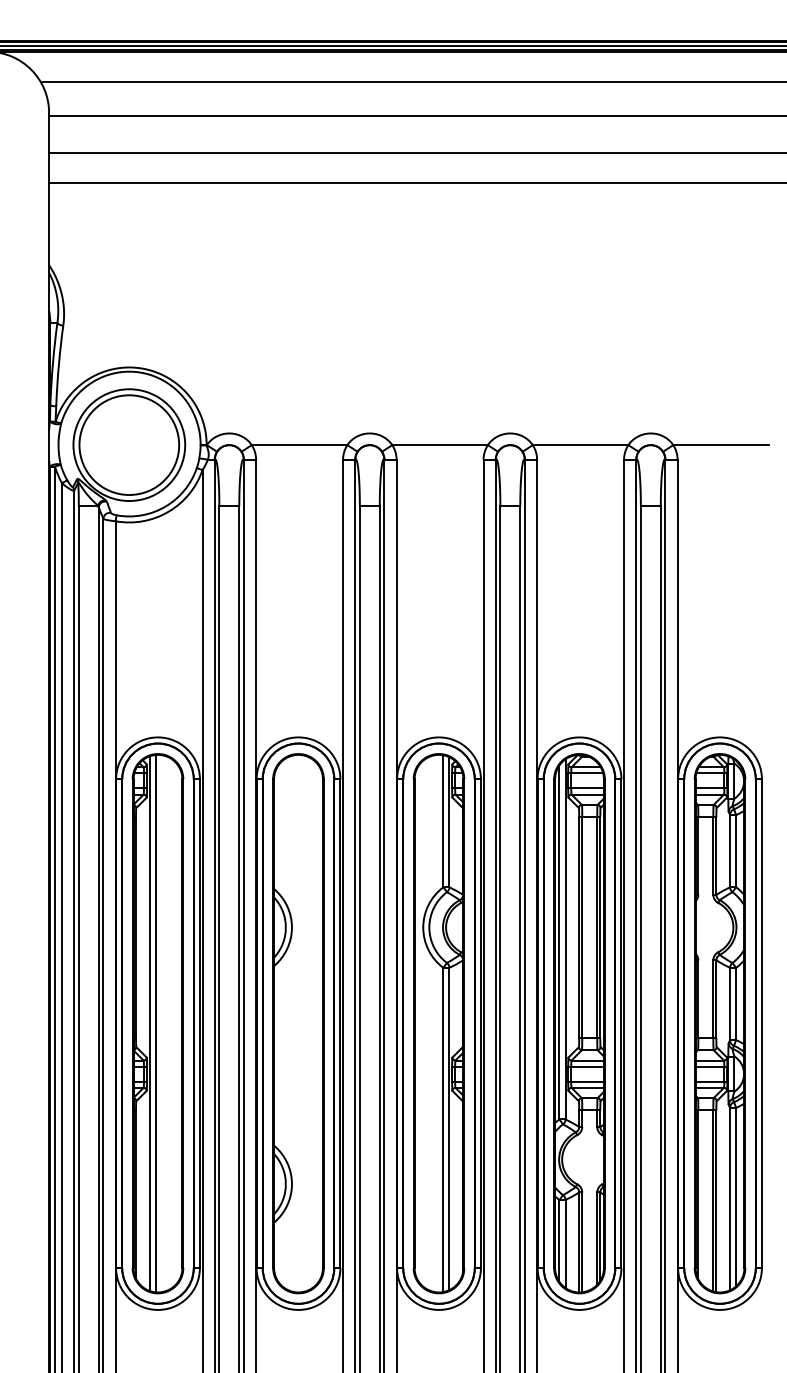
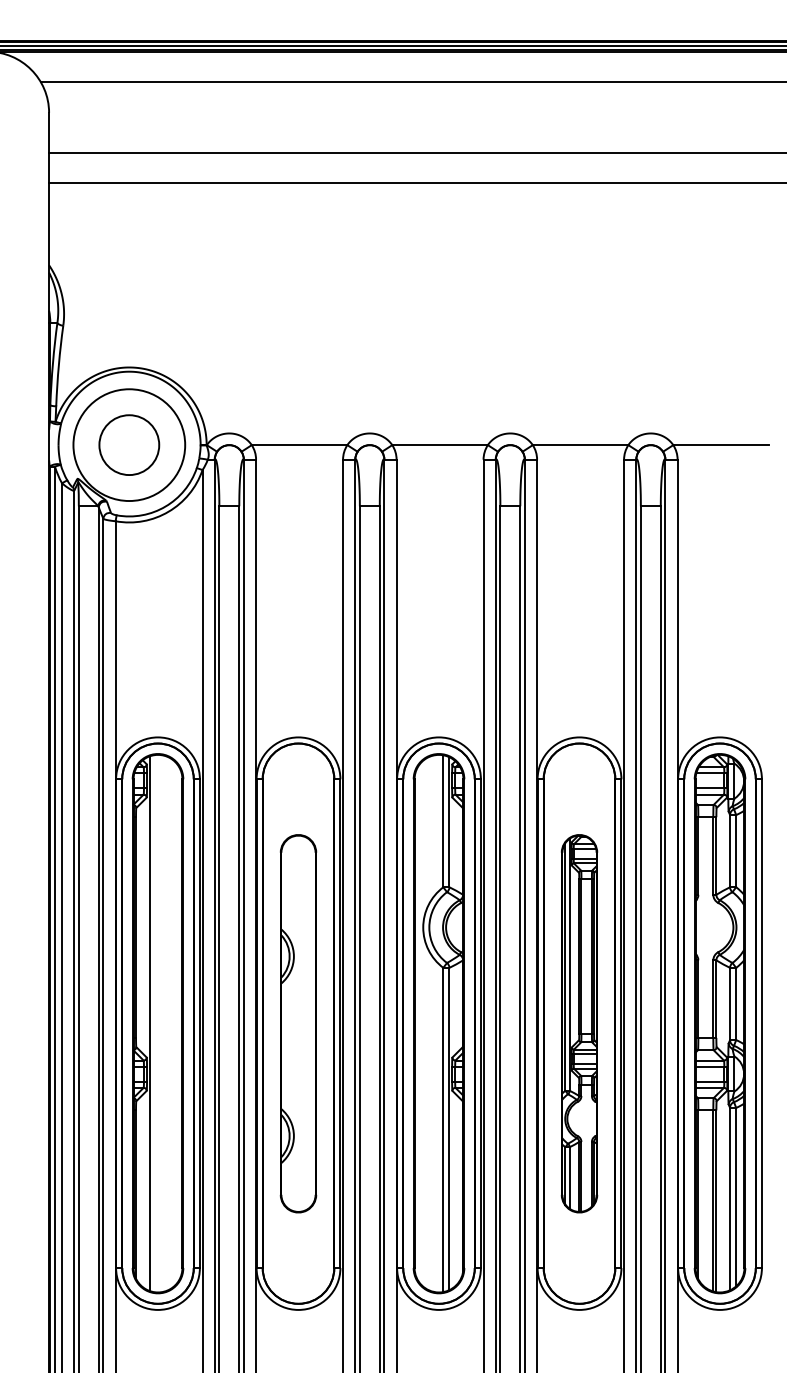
line: present -> none (416, 116)
circle diameter: 100 px -> 60 px (129, 445)
line: present -> none (155, 1023)
part size: 53x542 px -> 39x380 px (298, 1023)
part size: 53x542 px -> 39x380 px (579, 1023)
